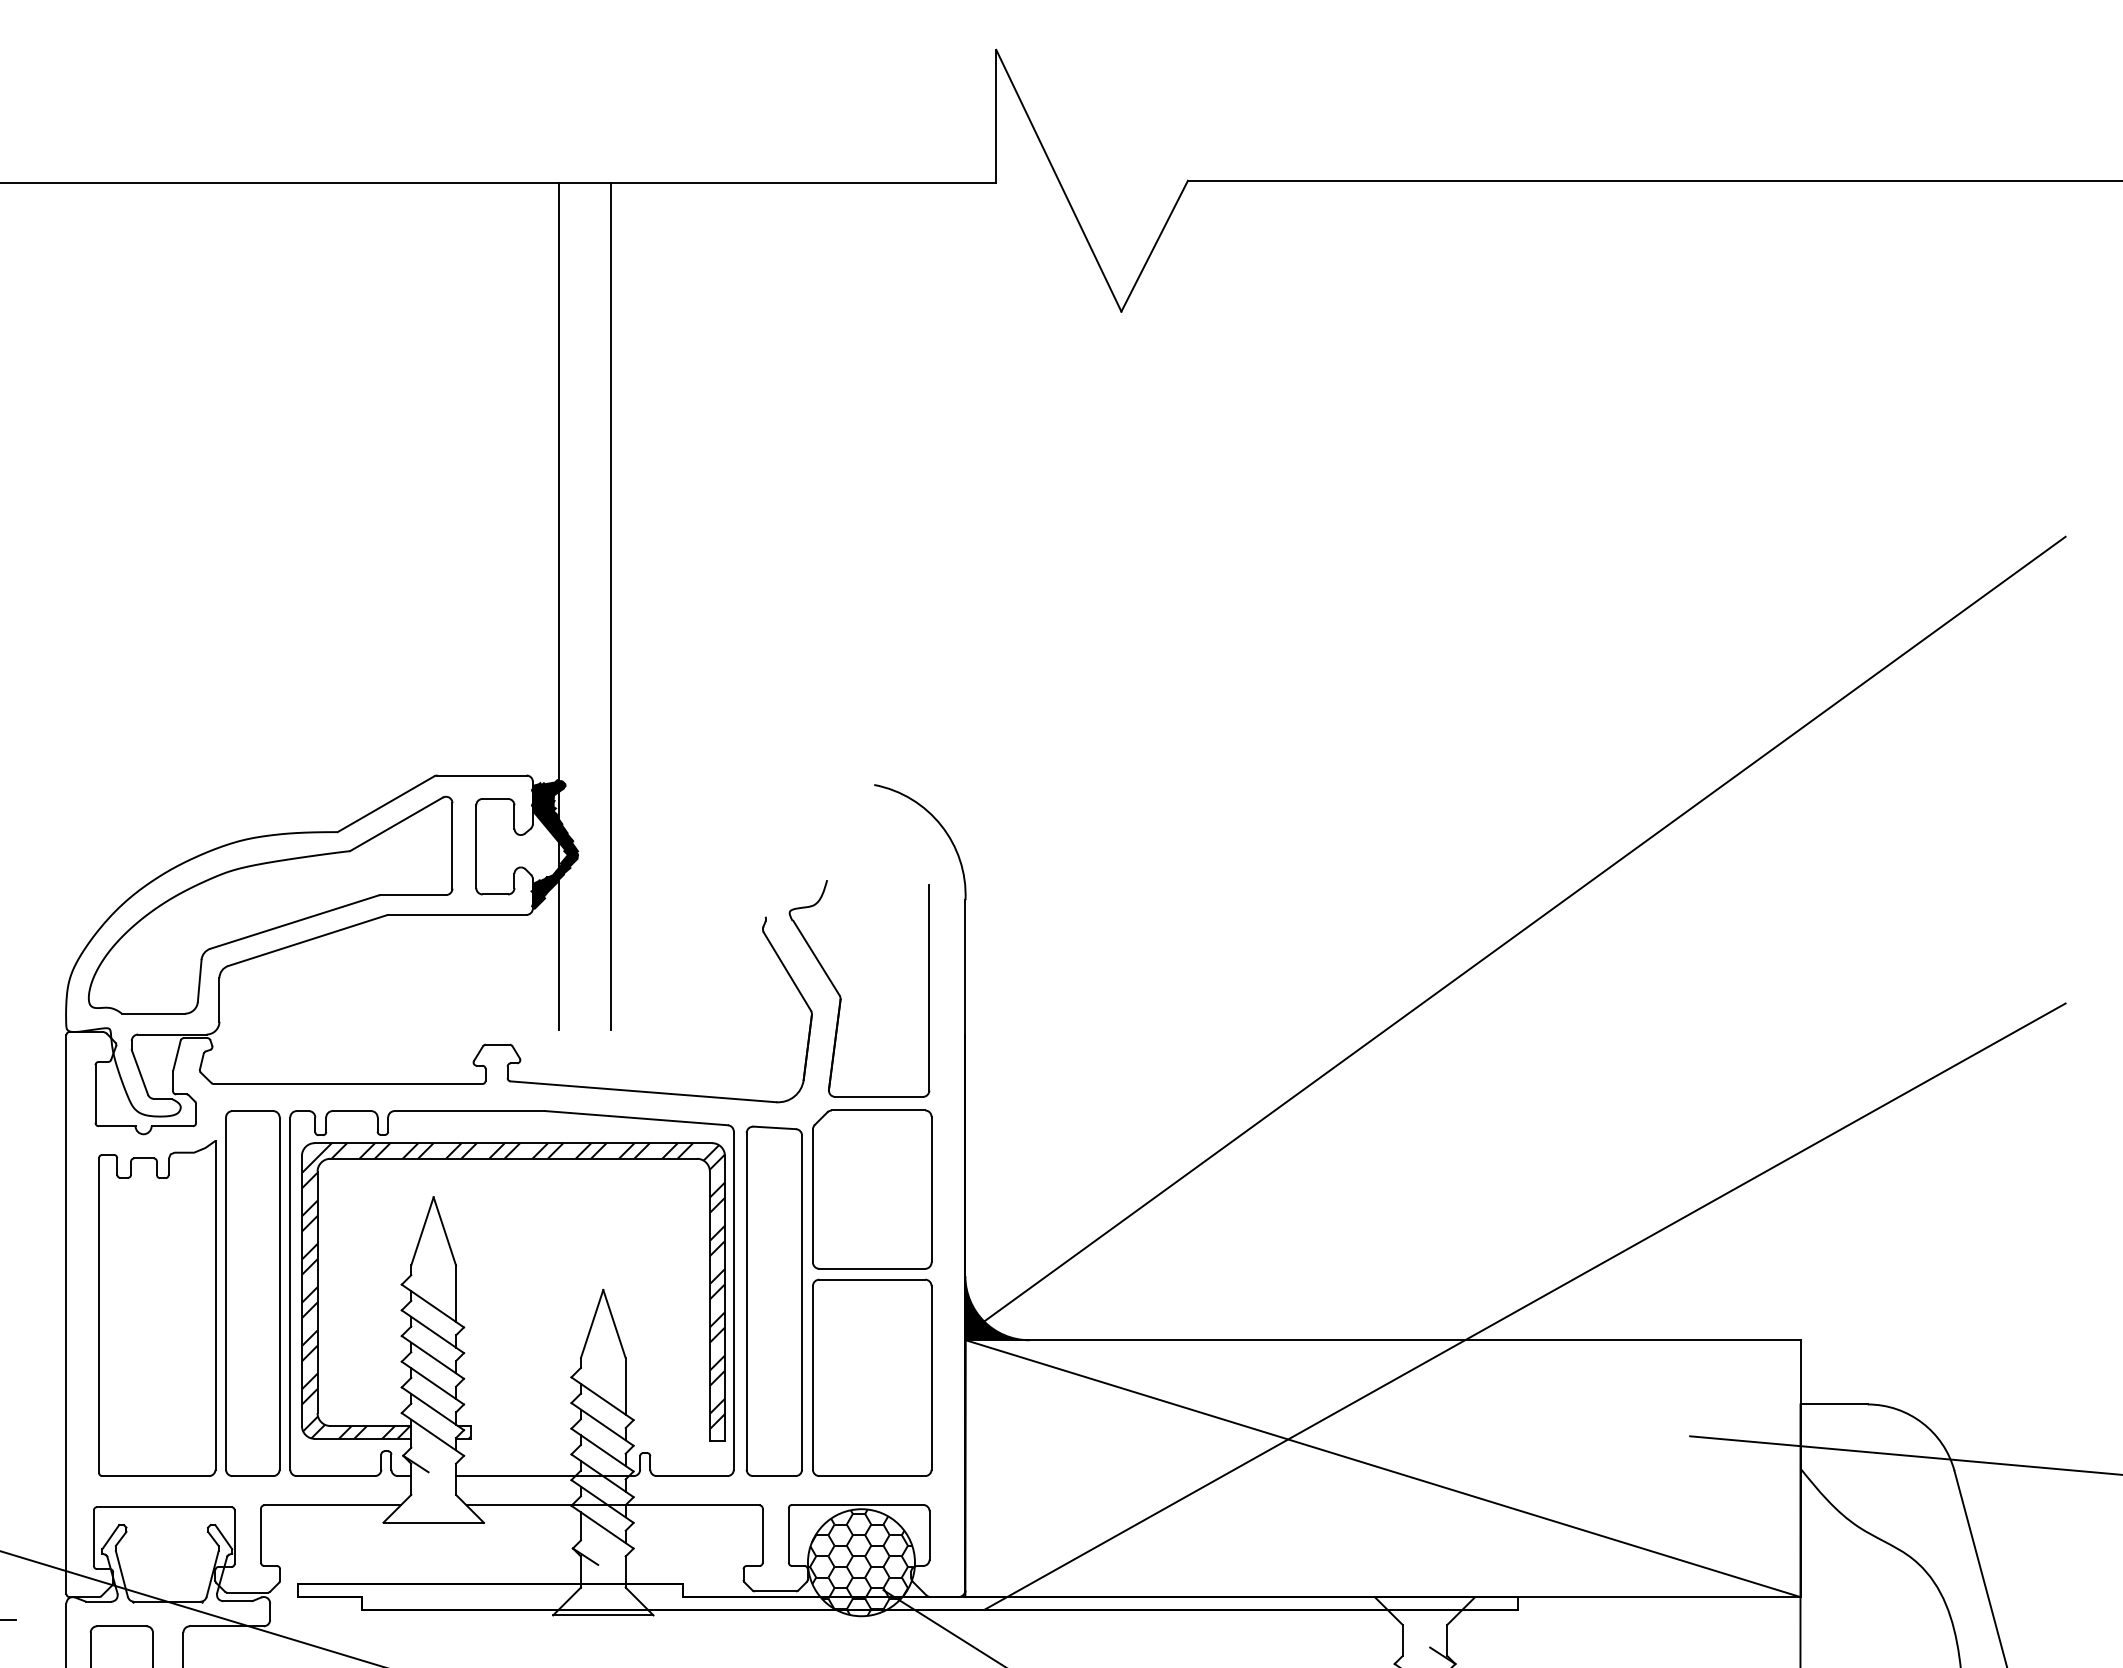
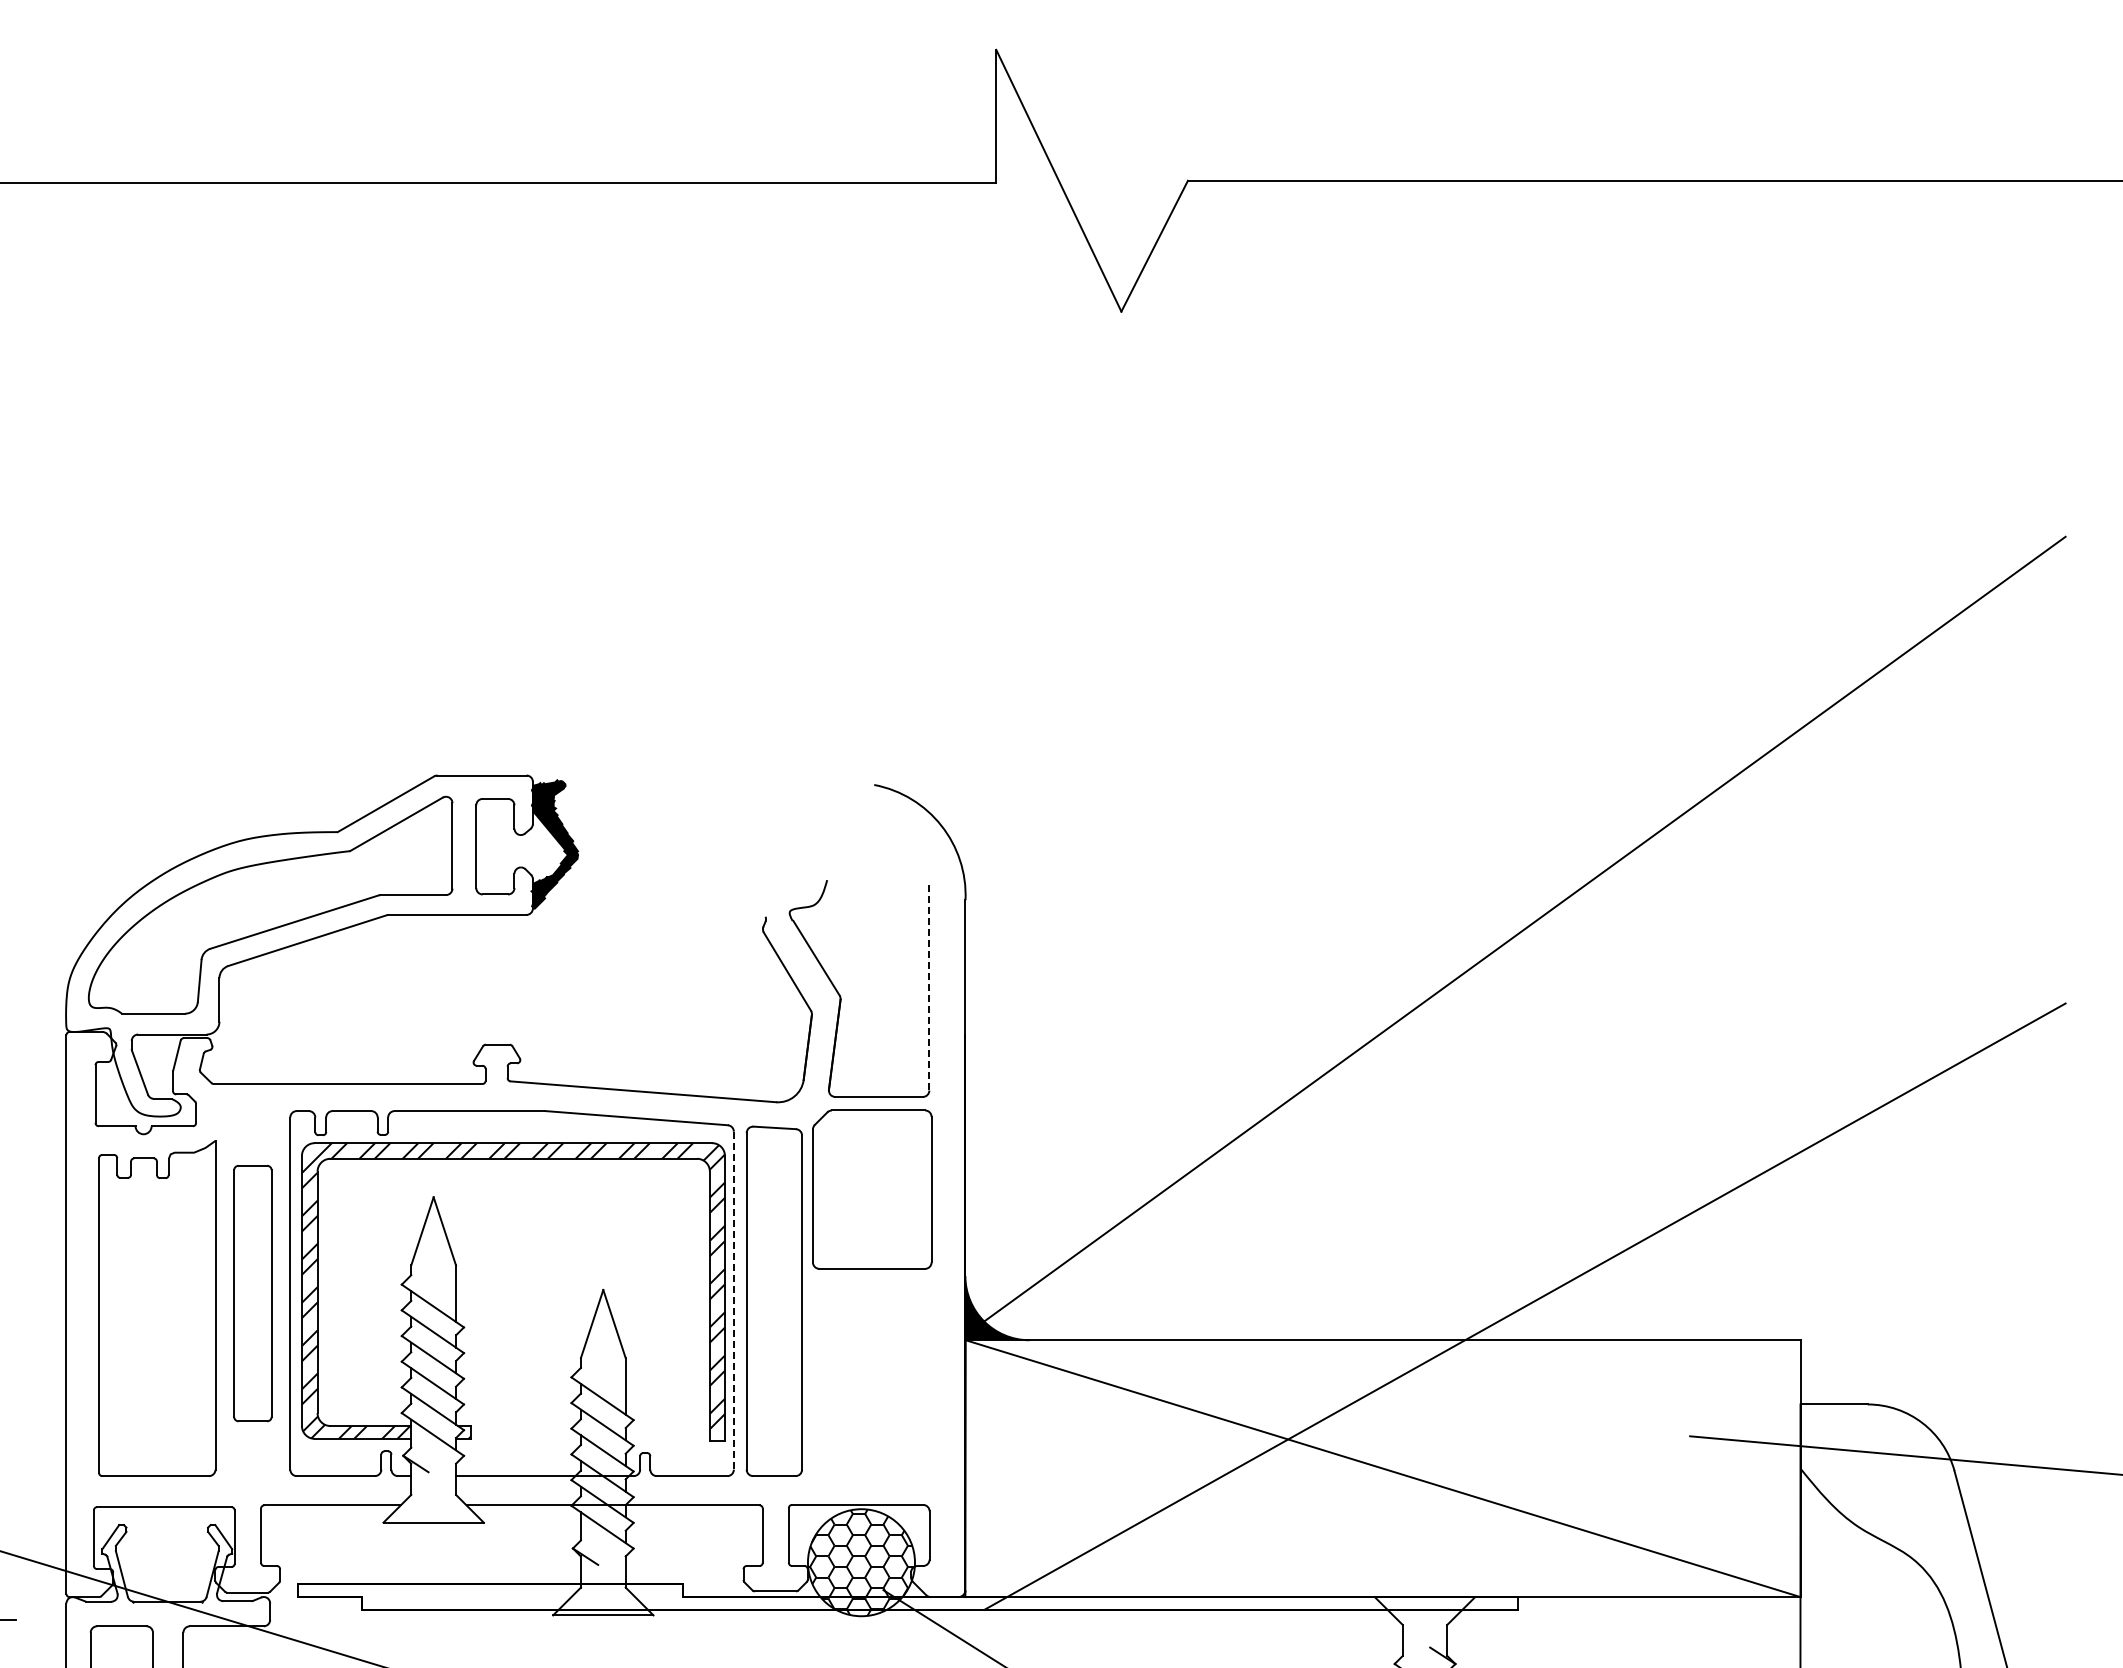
line: present -> none (559, 605)
line: present -> none (610, 605)
line: solid -> dashed (929, 987)
part size: 56x367 px -> 40x258 px (252, 1293)
line: solid -> dashed (733, 1301)
part: present -> none (872, 1377)
